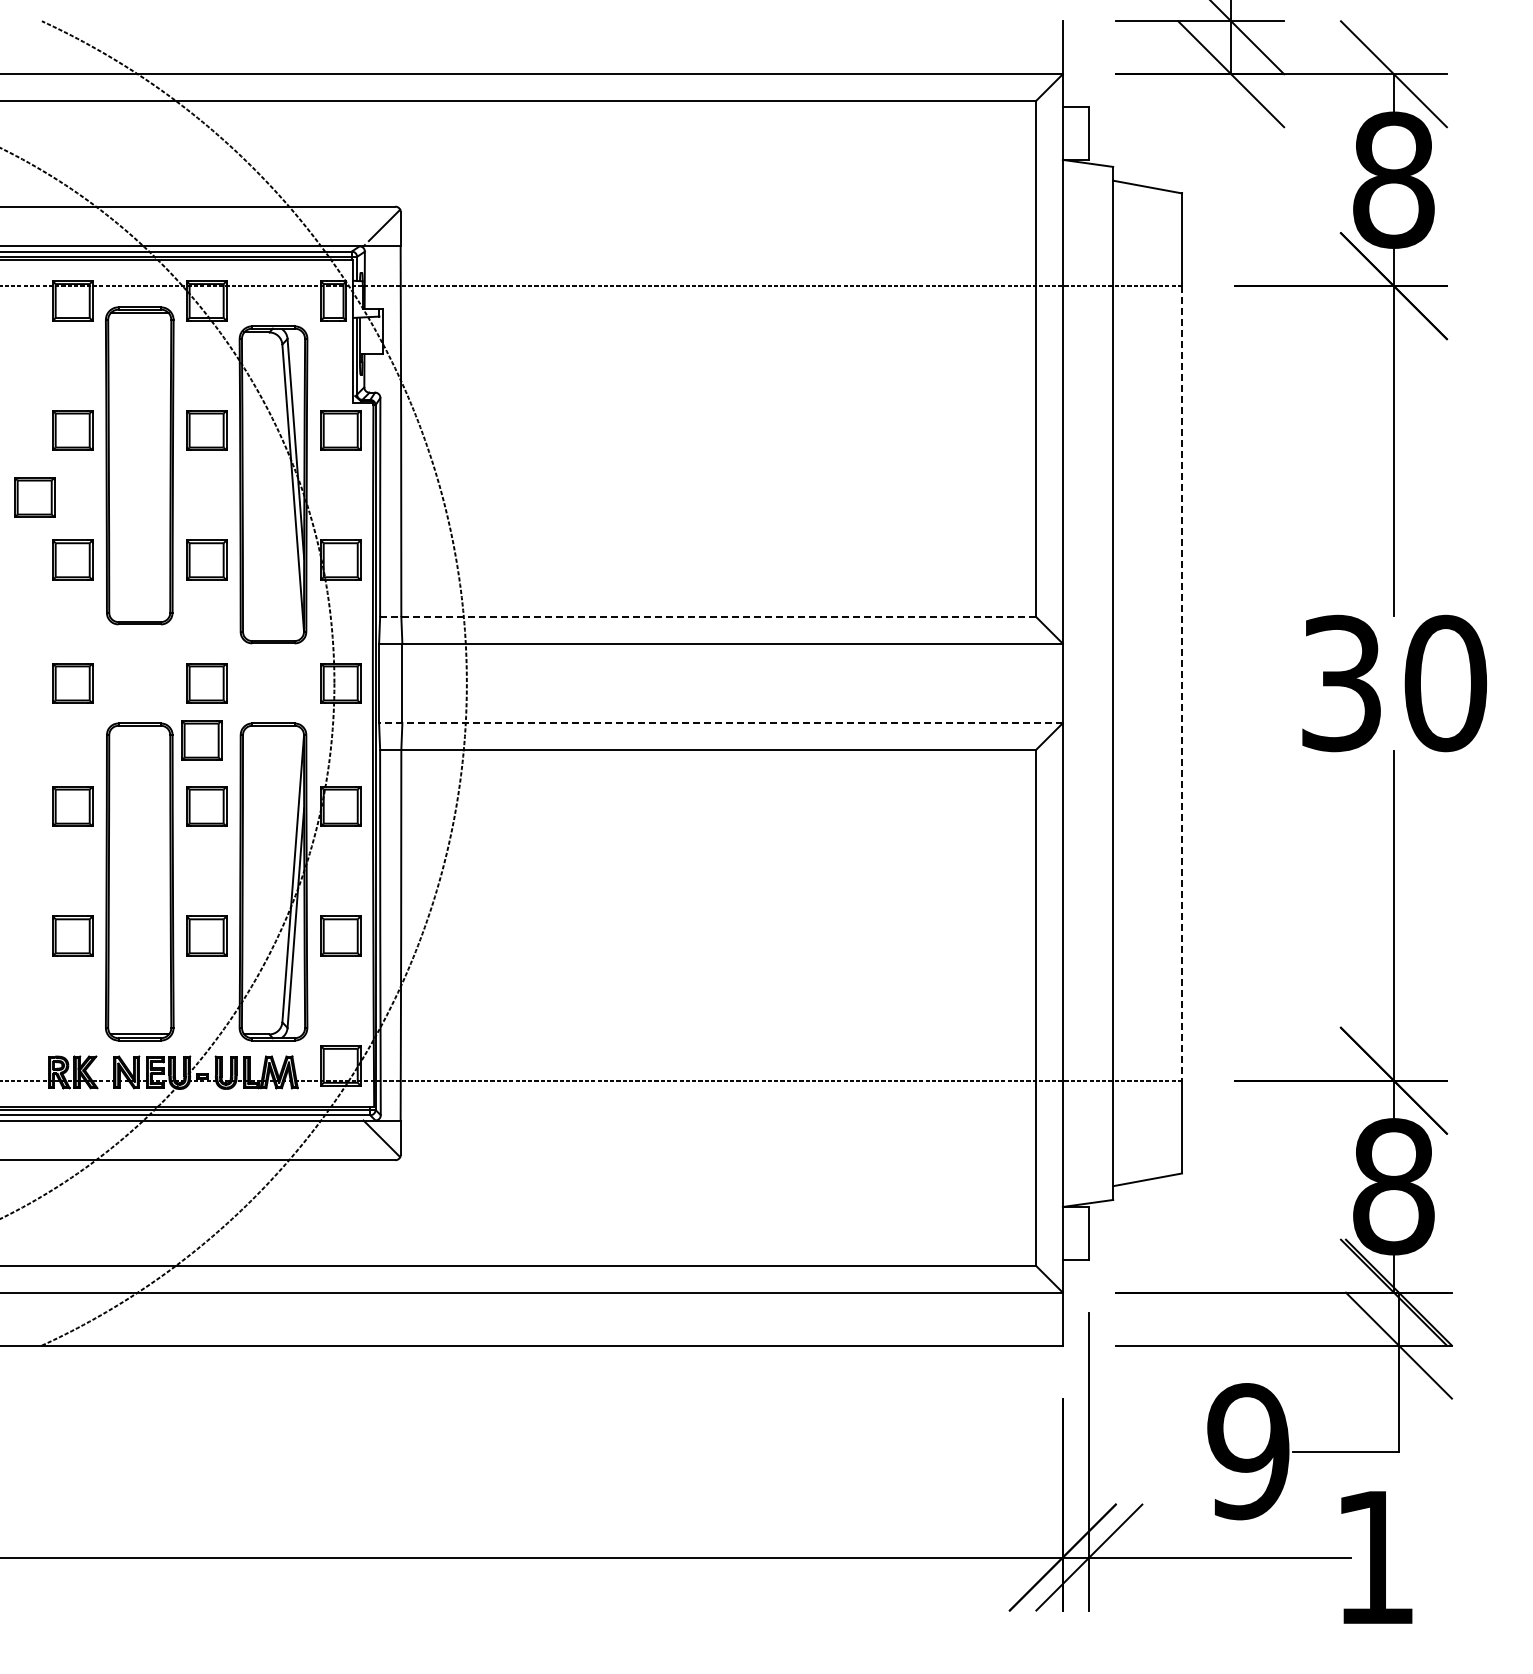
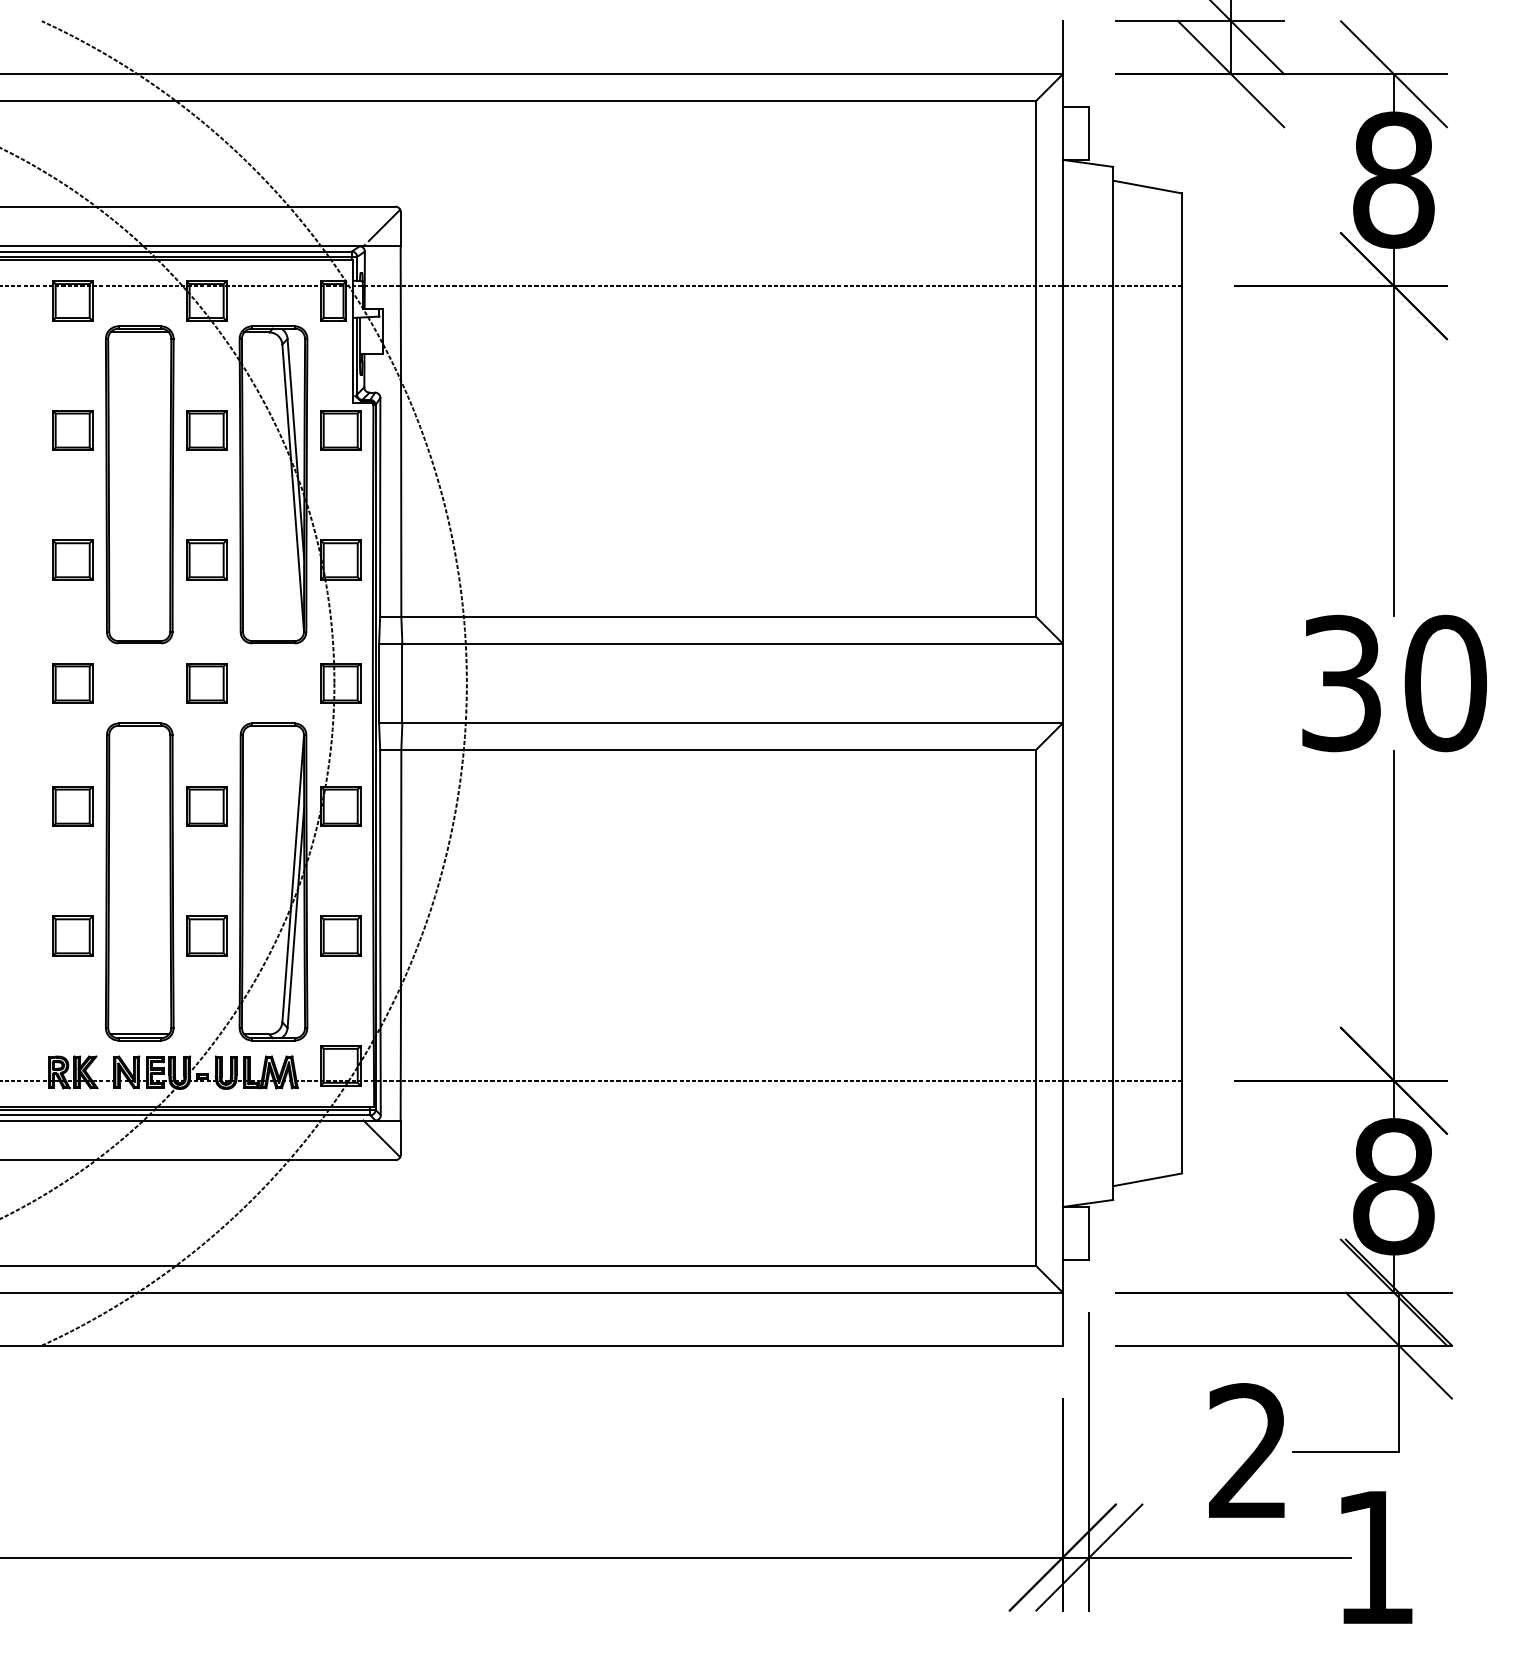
part position: (139, 465) -> (139, 484) (139, 484)
part: present -> none (34, 497)
line: dashed -> solid (707, 617)
line: dashed -> solid (1182, 683)
line: dashed -> solid (720, 723)
part: present -> none (201, 740)
text: 9 -> 2 (1248, 1451)
